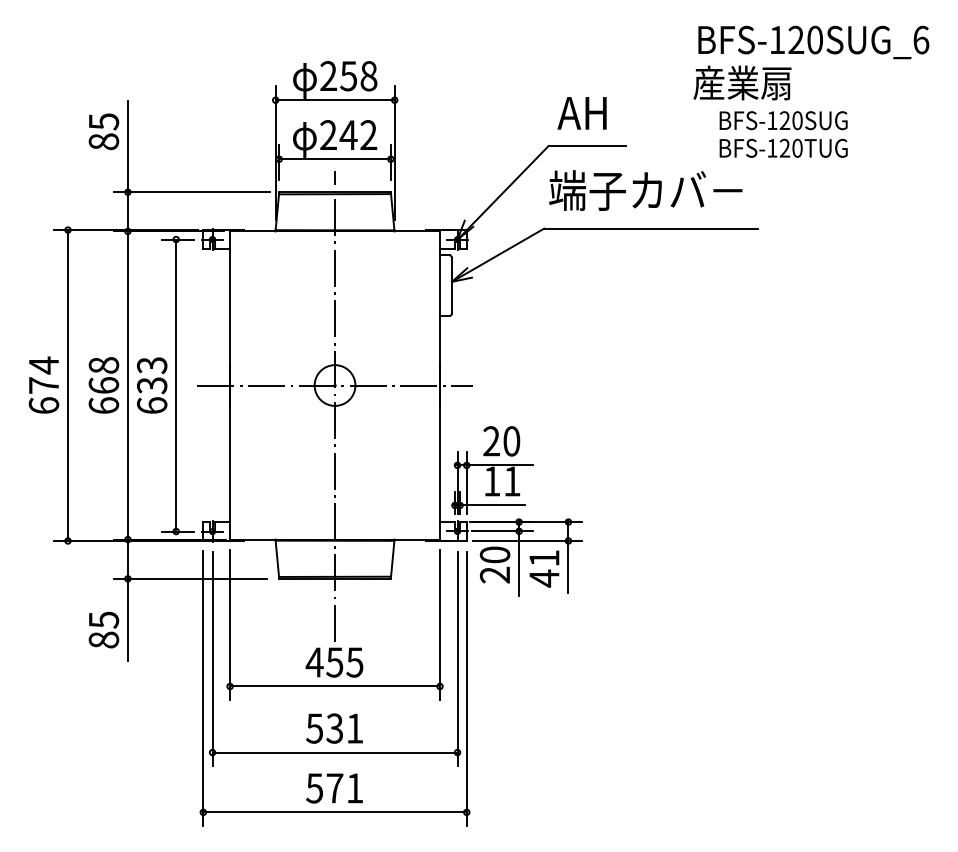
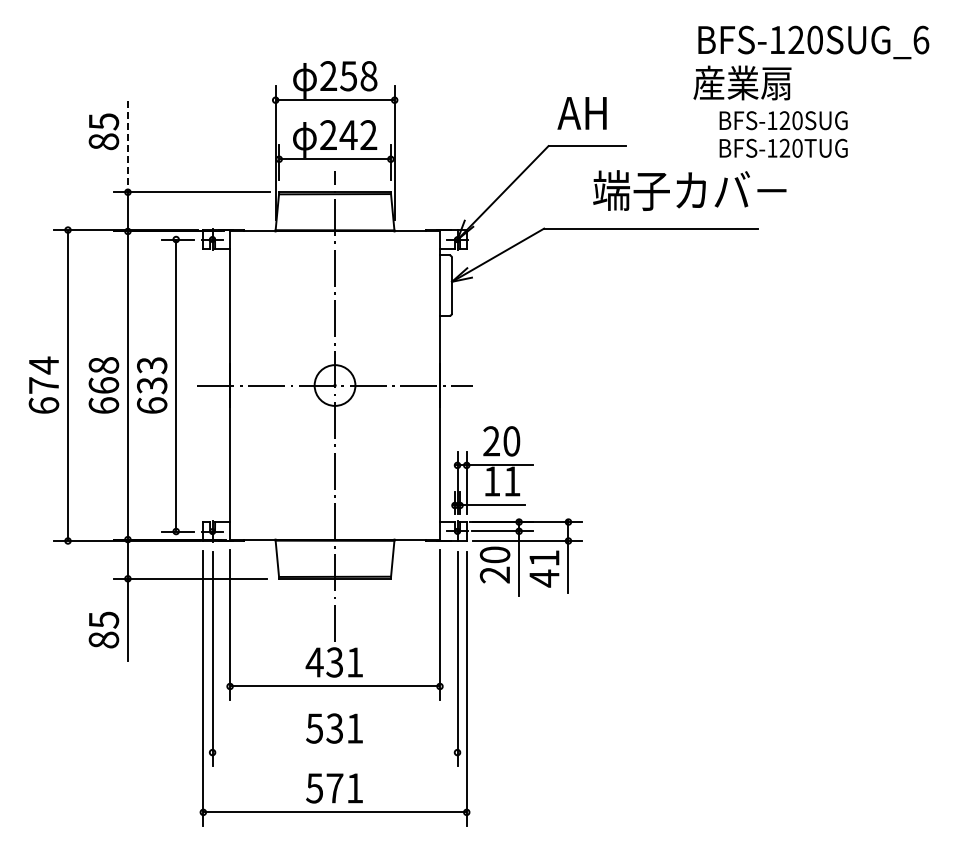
line: solid -> dashed (127, 146)
text position: (645, 190) -> (689, 190) (689, 190)
text: 455 -> 431 (344, 662)
line: present -> none (334, 752)
